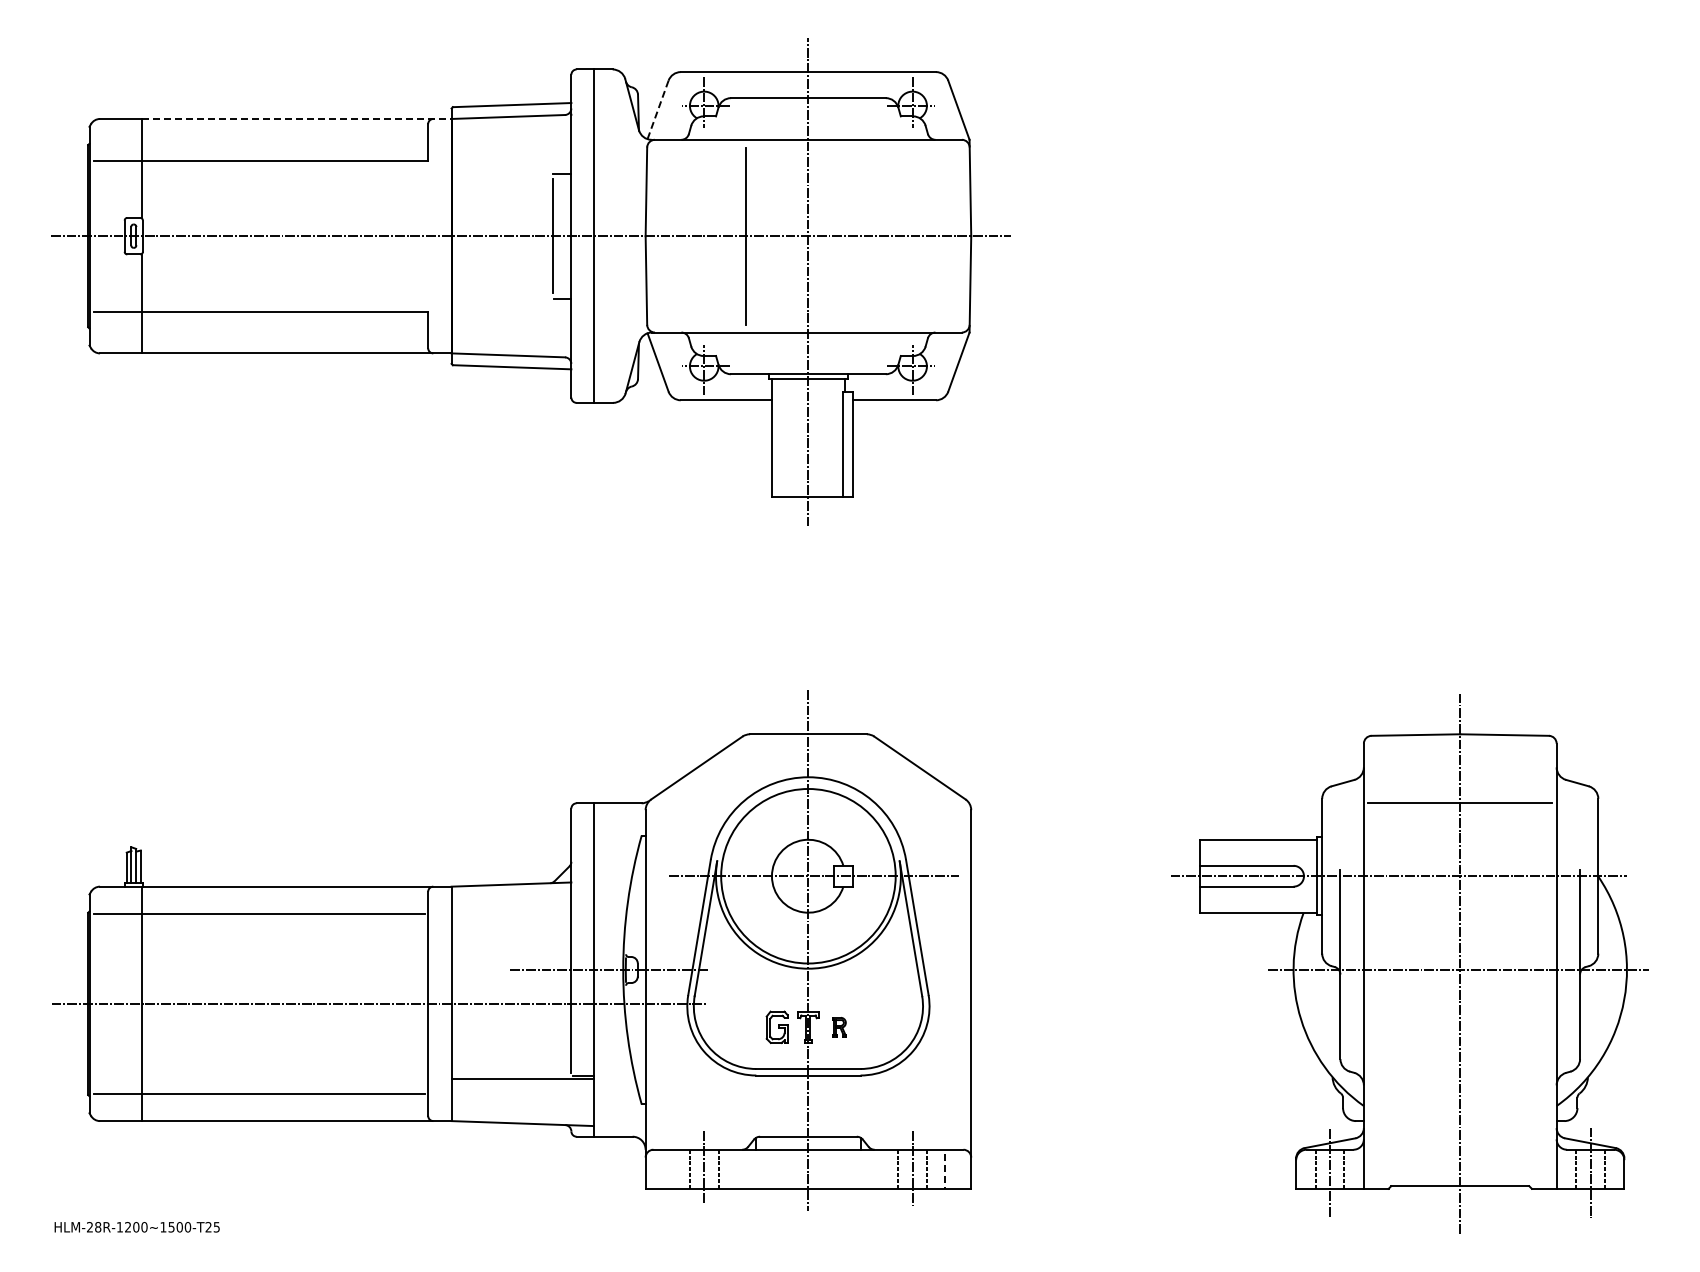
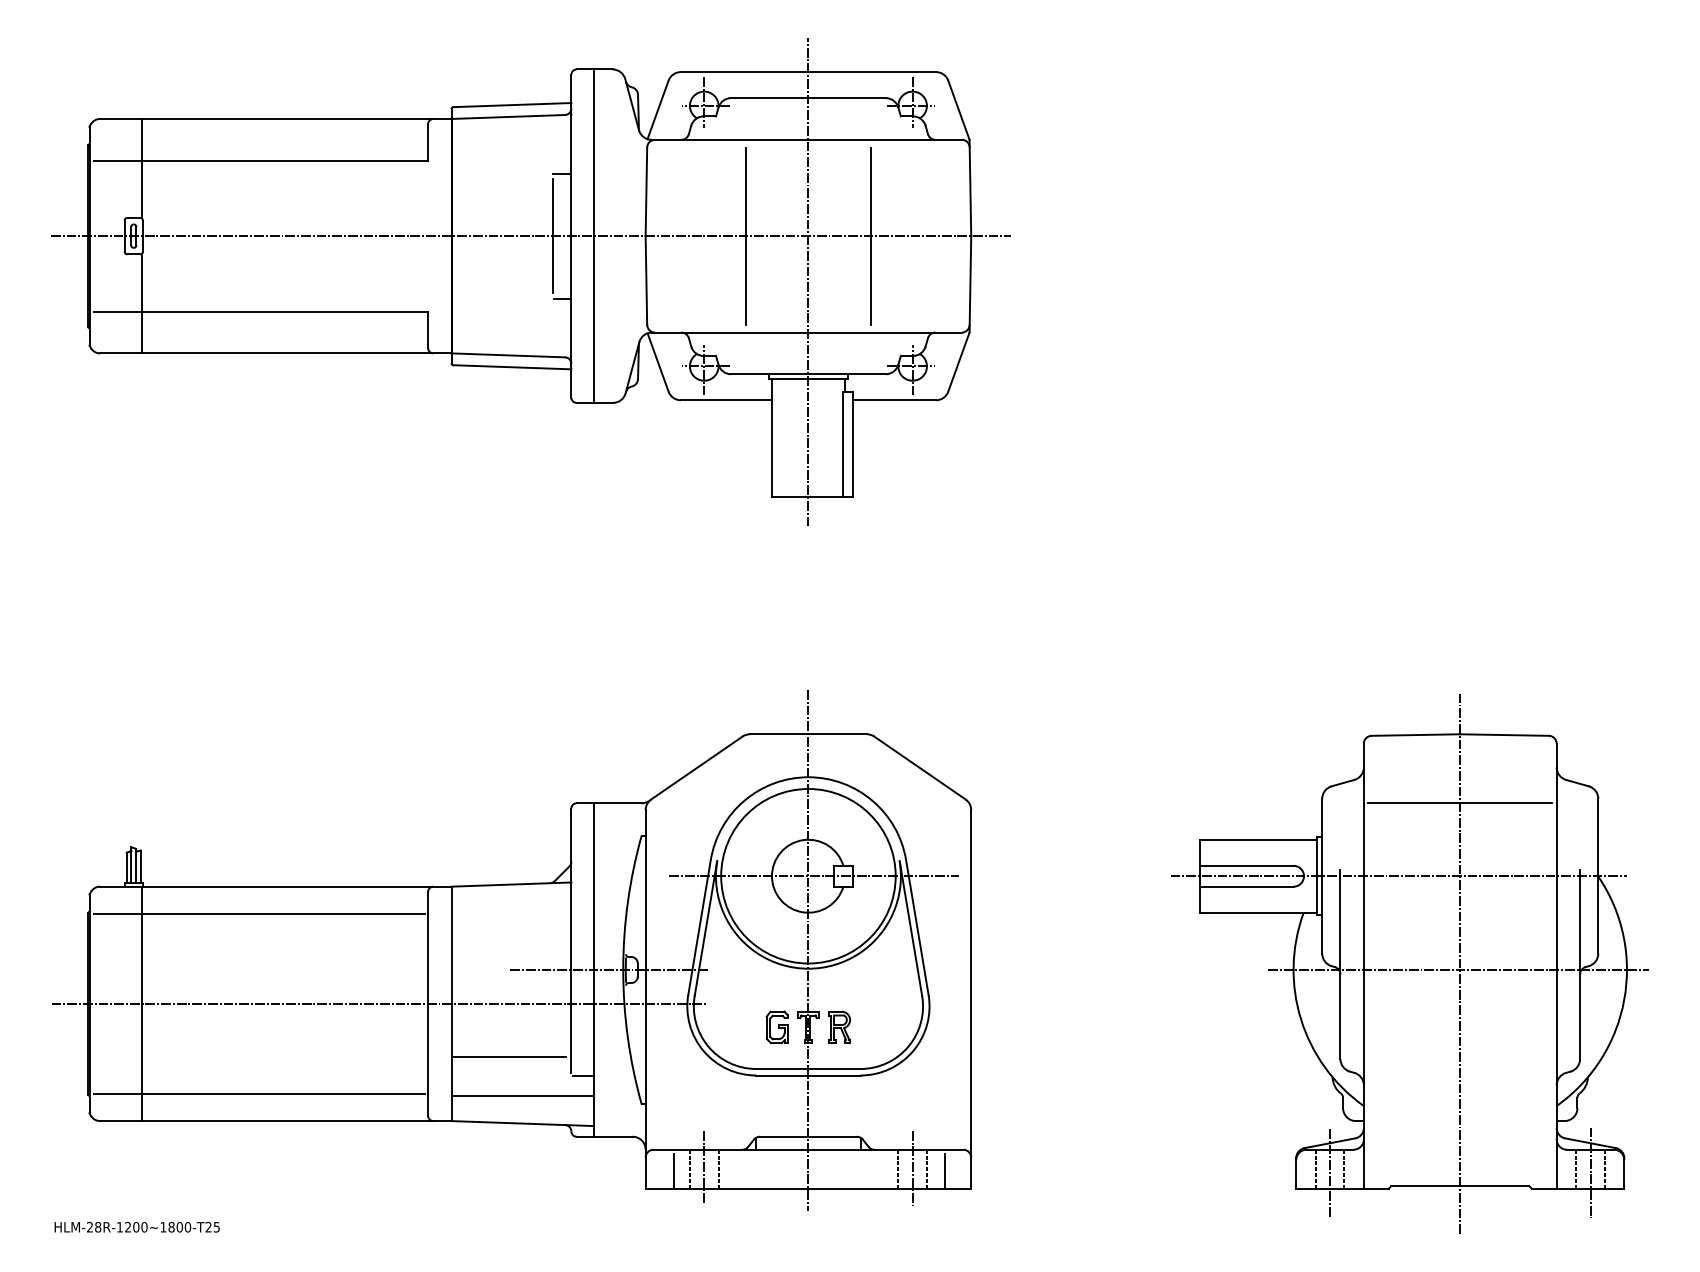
line: dashed -> solid (657, 110)
line: dashed -> solid (296, 118)
line: none -> present (870, 235)
part size: 15x21 px -> 23x34 px (839, 1026)
line: none -> present (508, 1057)
line position: (522, 1079) -> (522, 1096) (522, 1096)
line: none -> present (674, 1170)
line: dashed -> solid (945, 1171)
text: HLM-28R-1200~1500-T25 -> HLM-28R-1200~1800-T25 (171, 1227)
